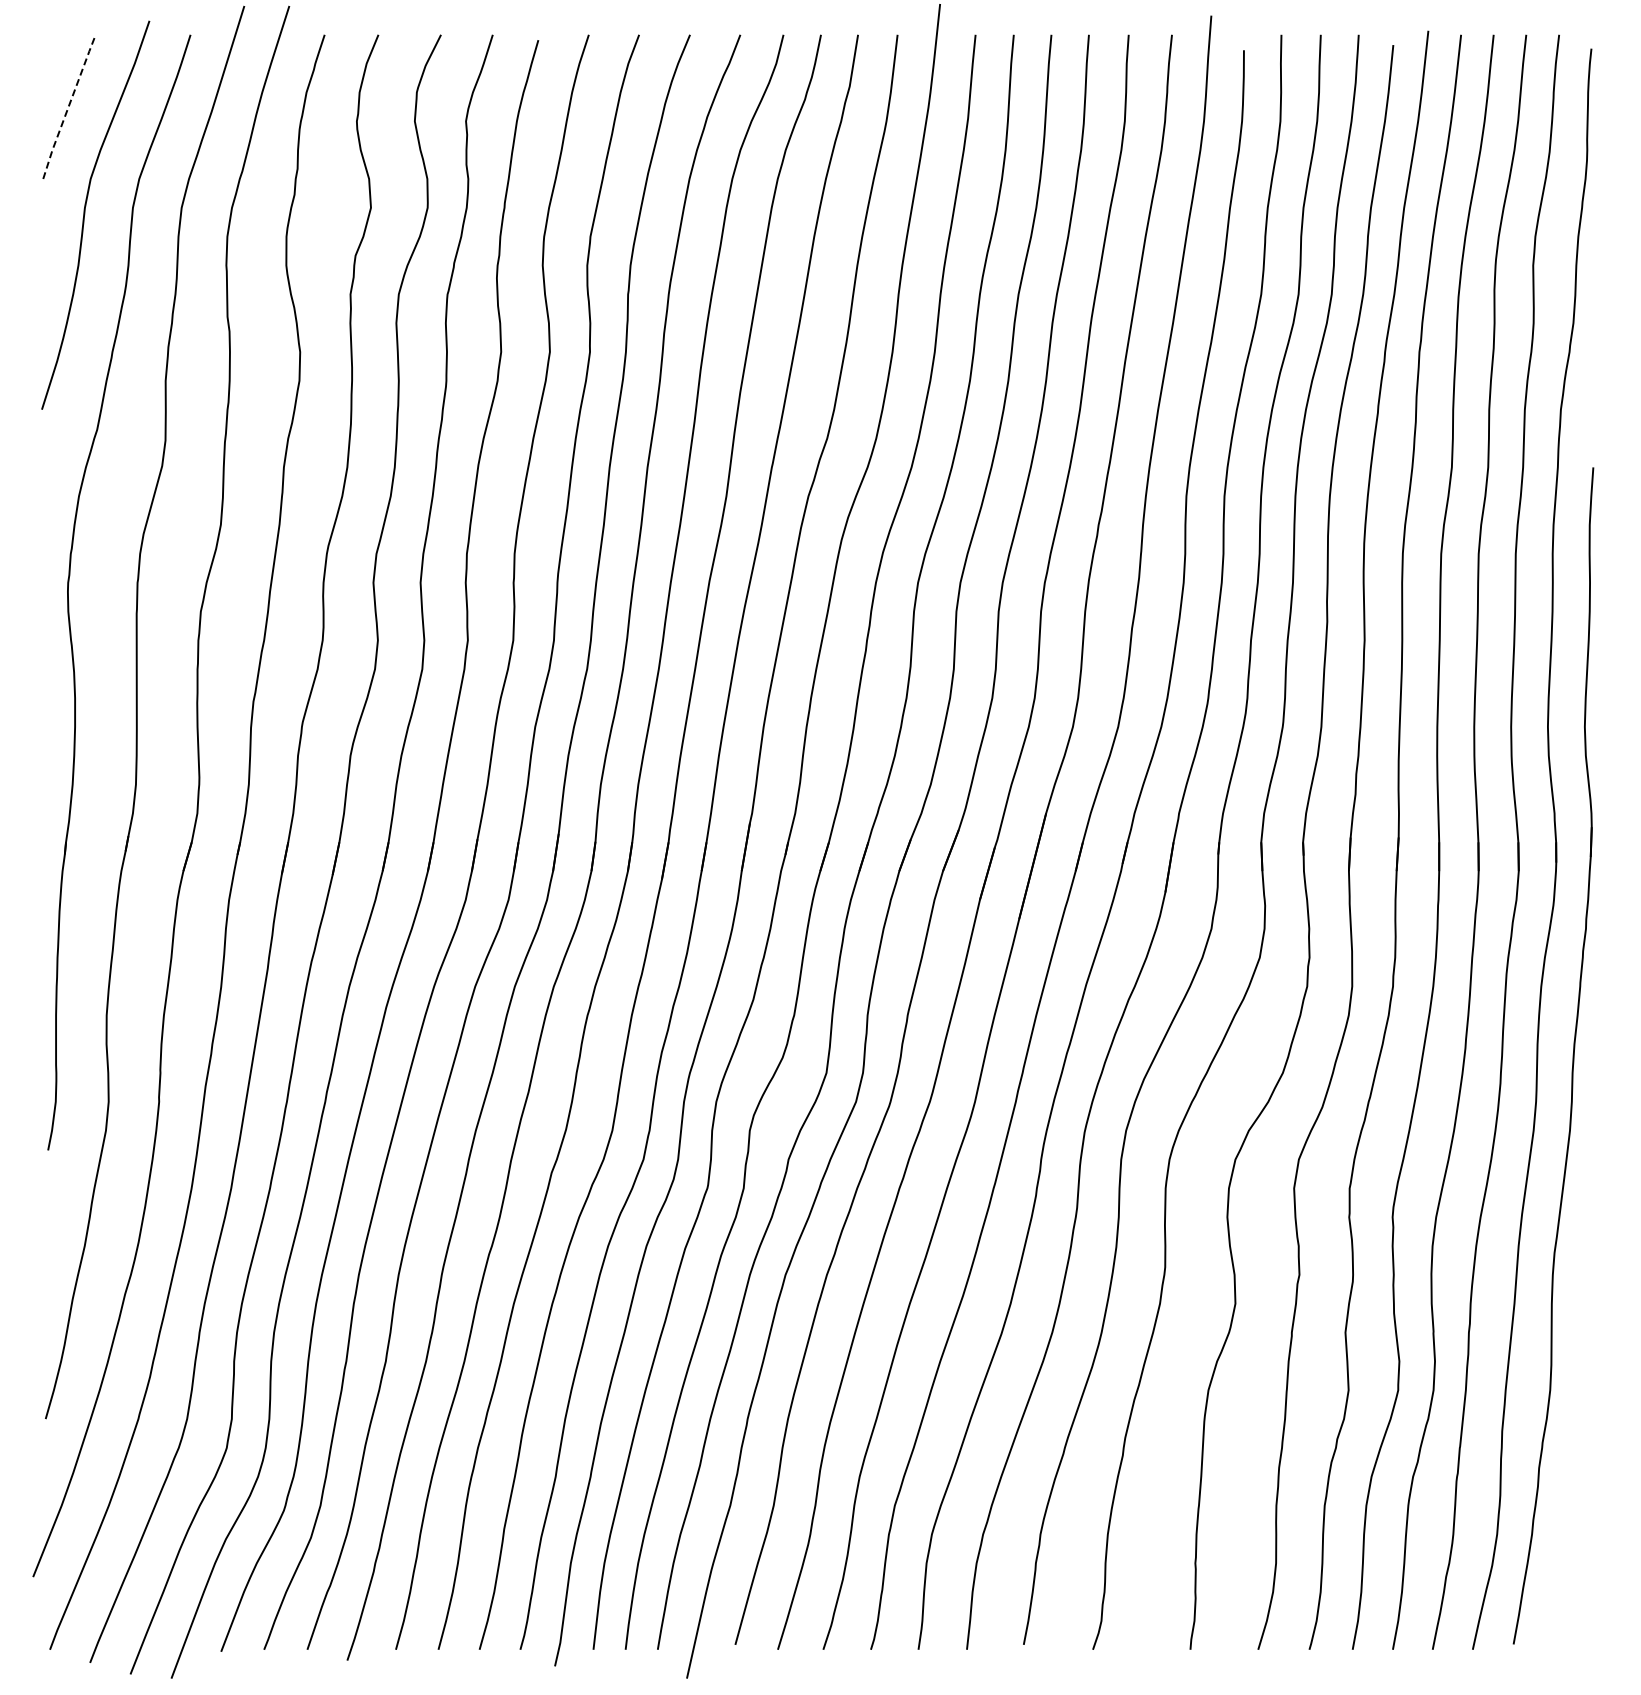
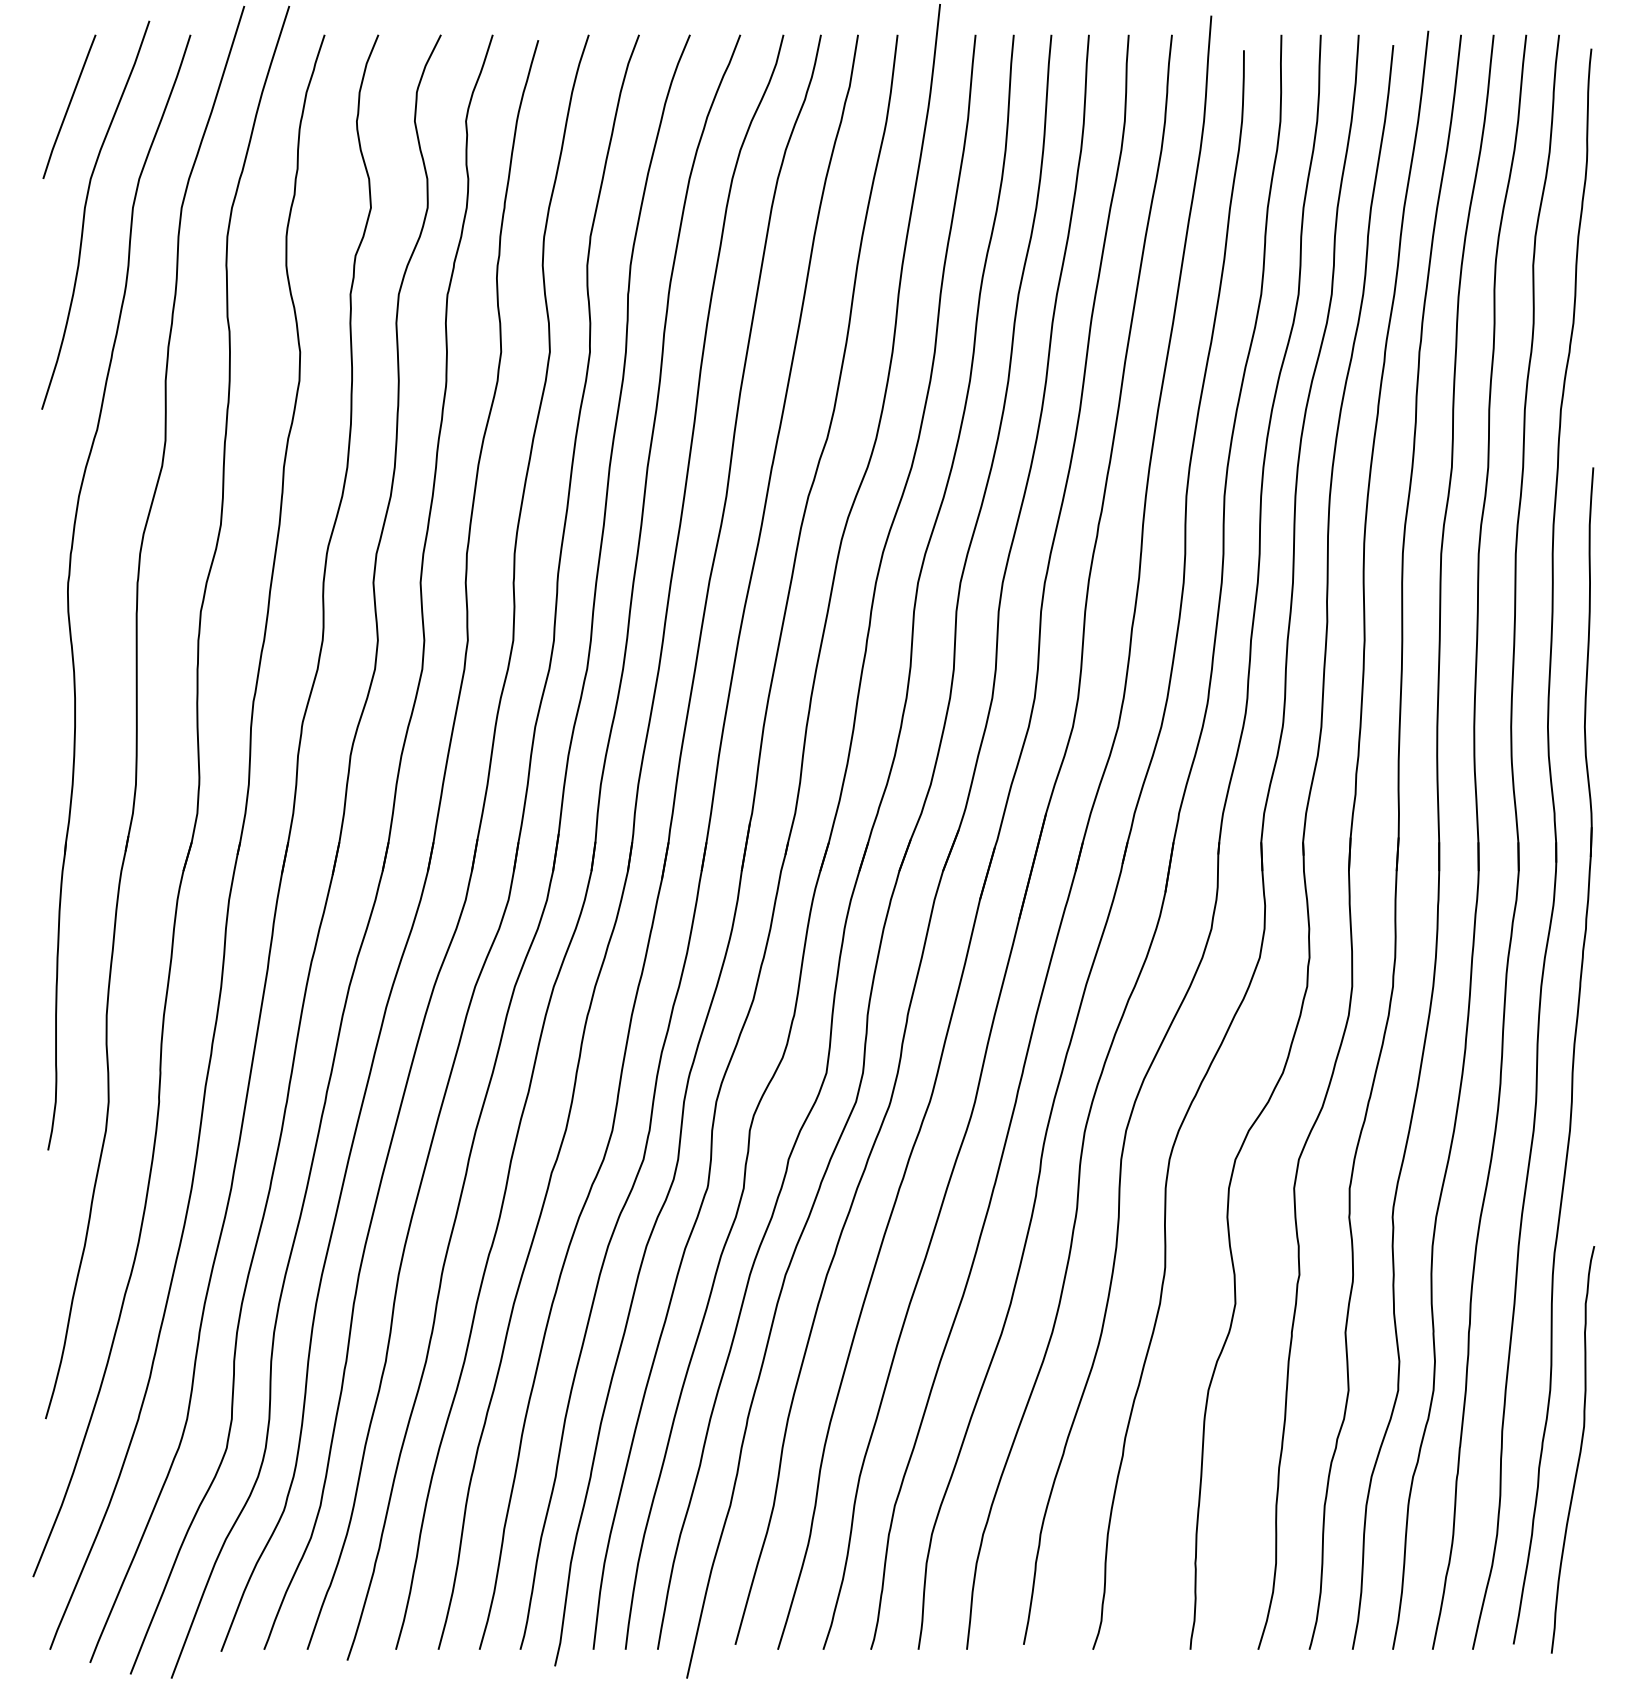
line: dashed -> solid (68, 106)
curve: none -> present (1579, 1450)
